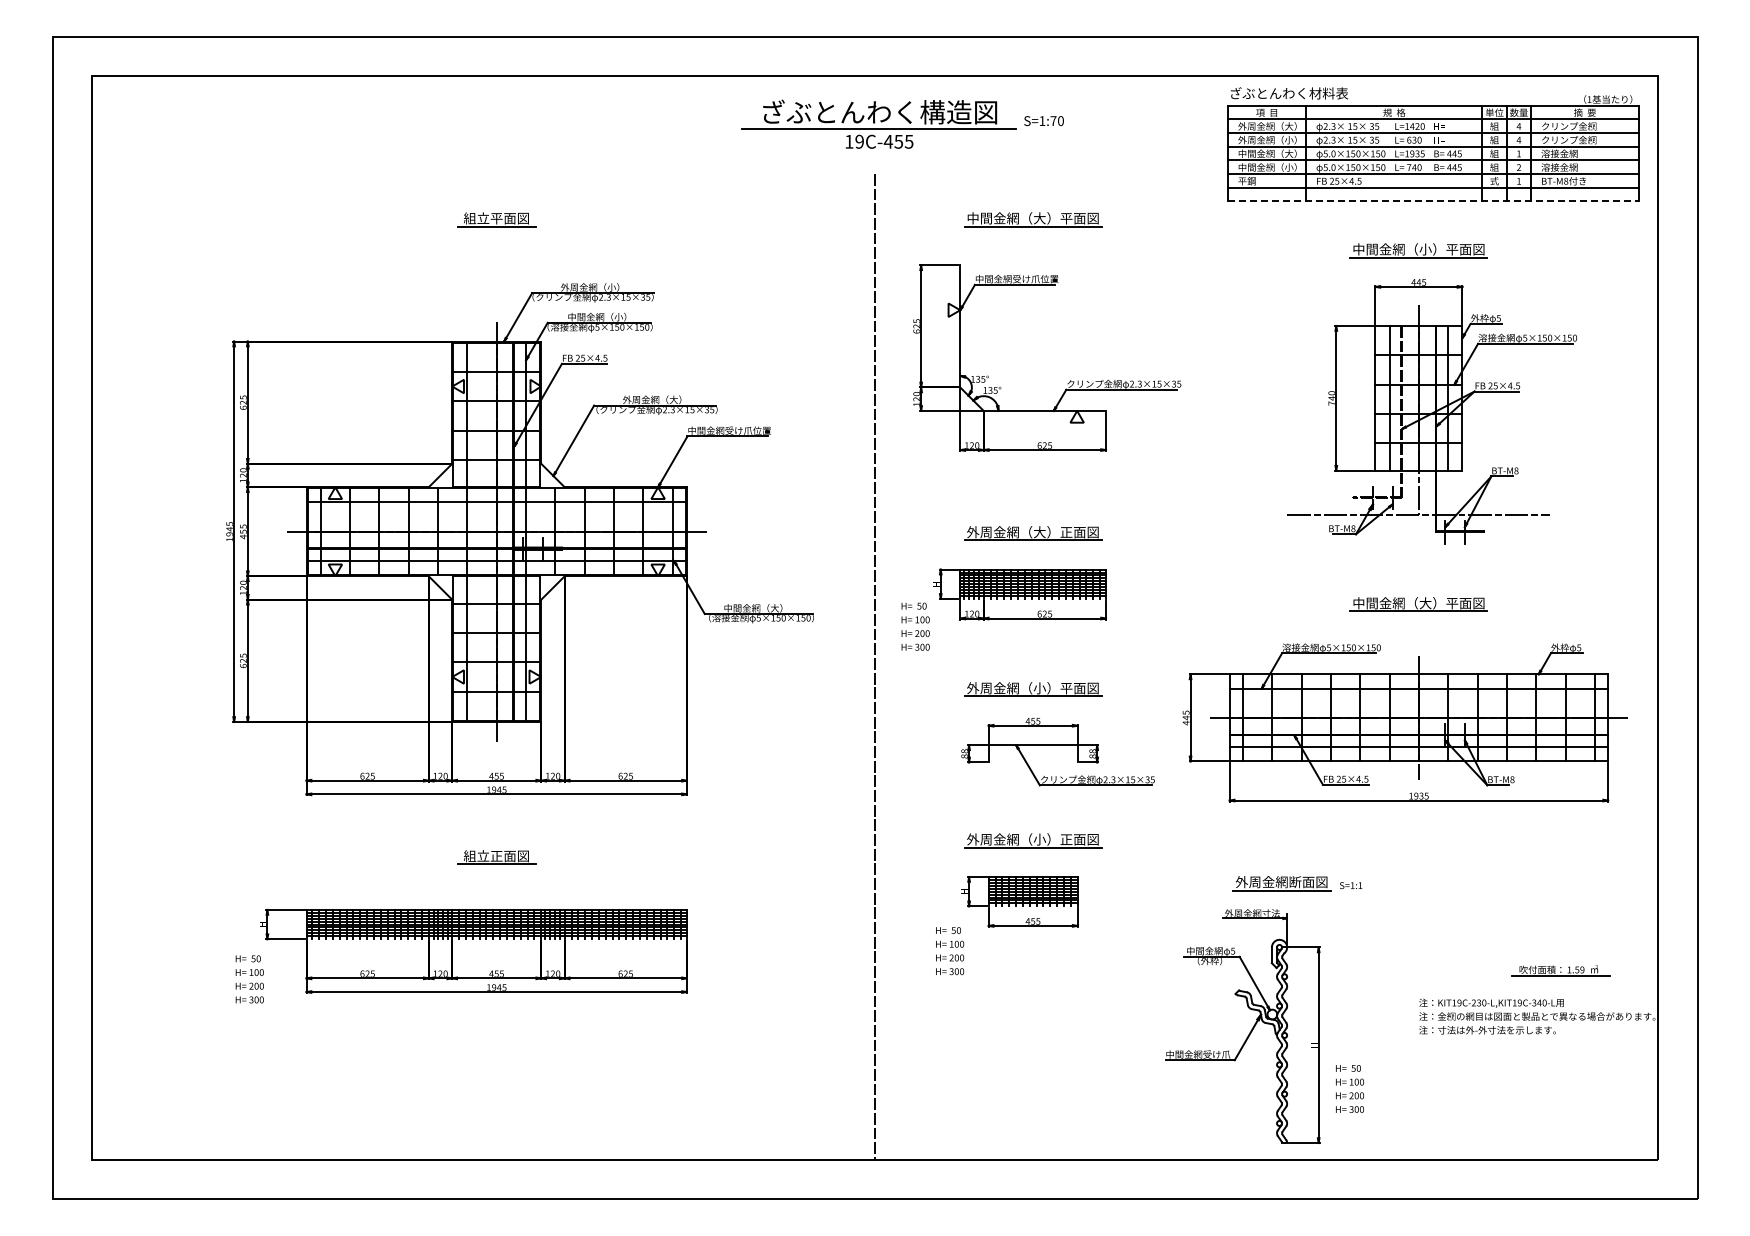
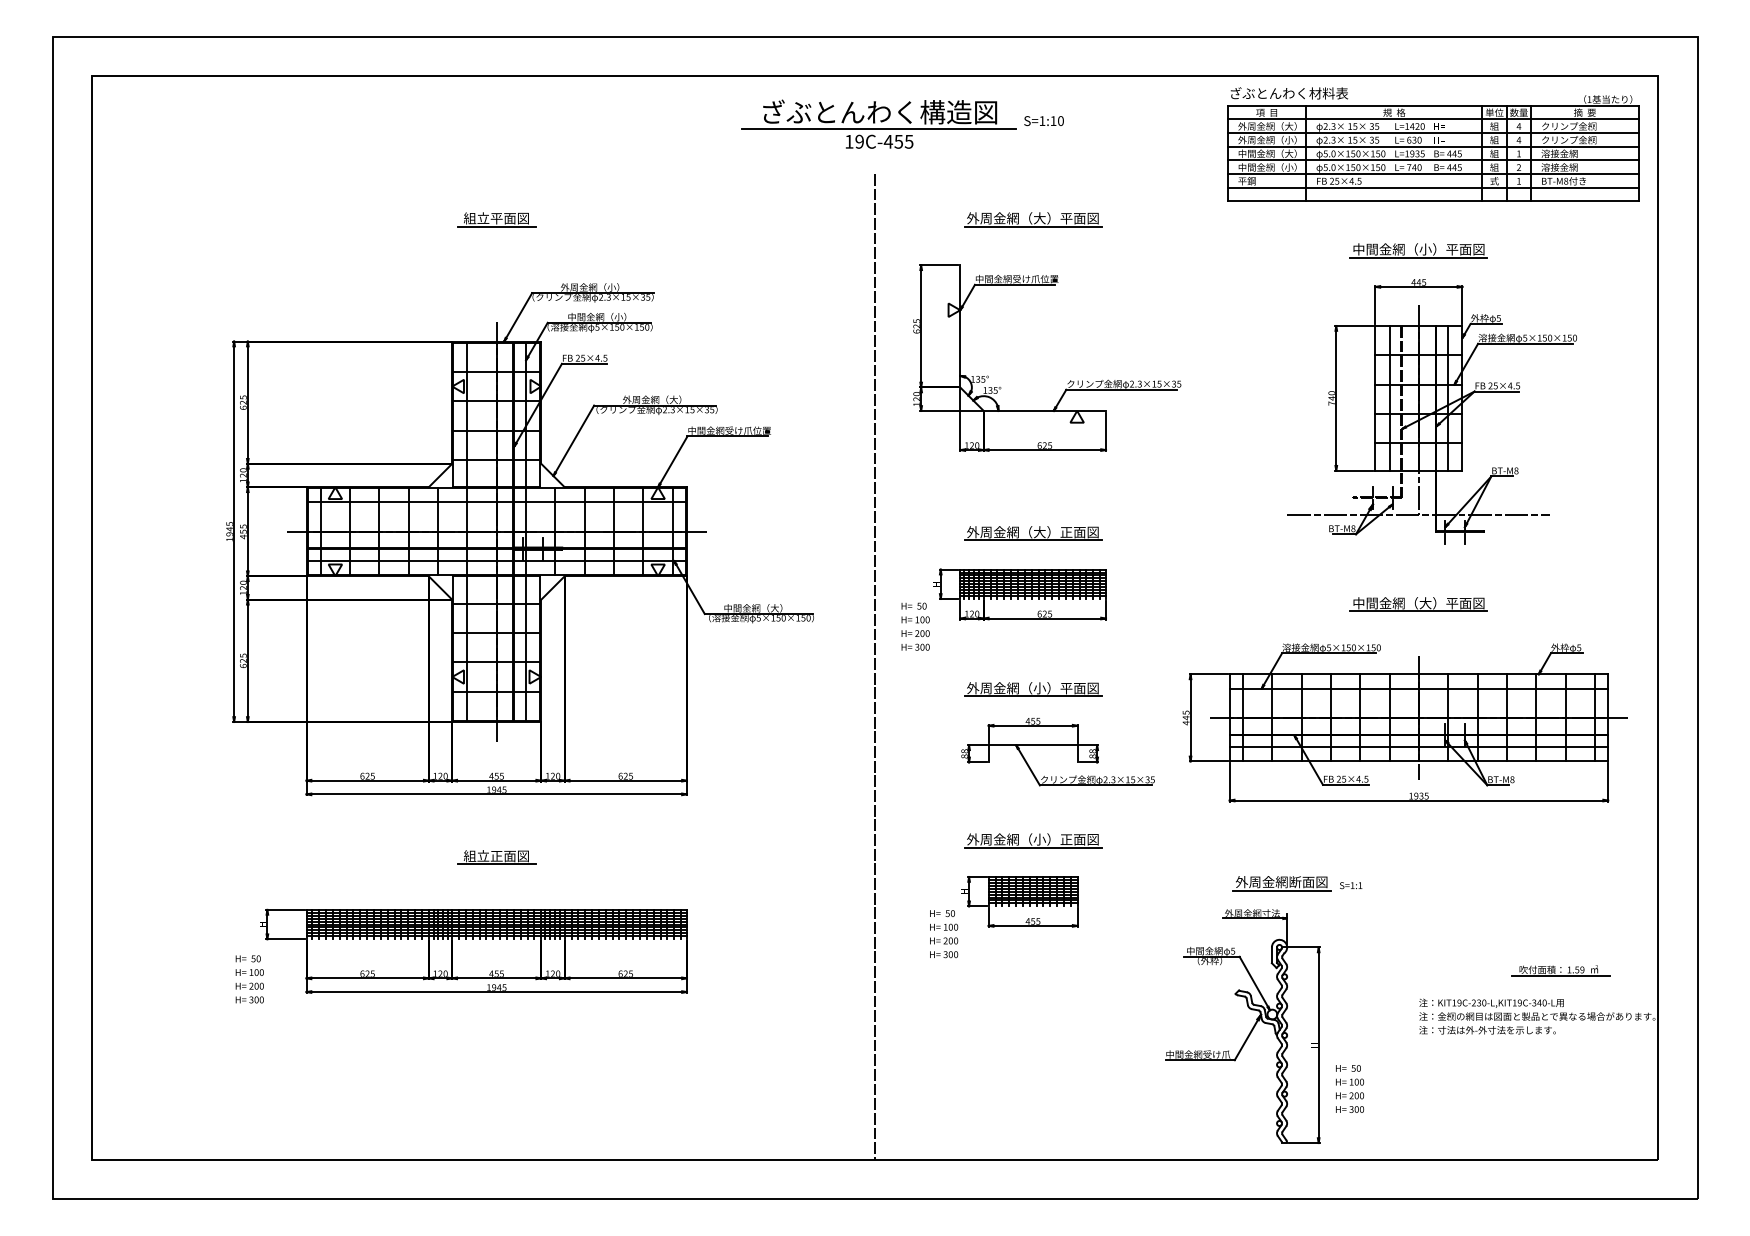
text: S=1:70 -> S=1:10 (1053, 120)
line: dashed -> solid (1433, 201)
text: 中間金網（大）平面図 -> 外周金網（大）平面図 (979, 218)
text position: (950, 951) -> (944, 934) (944, 934)
